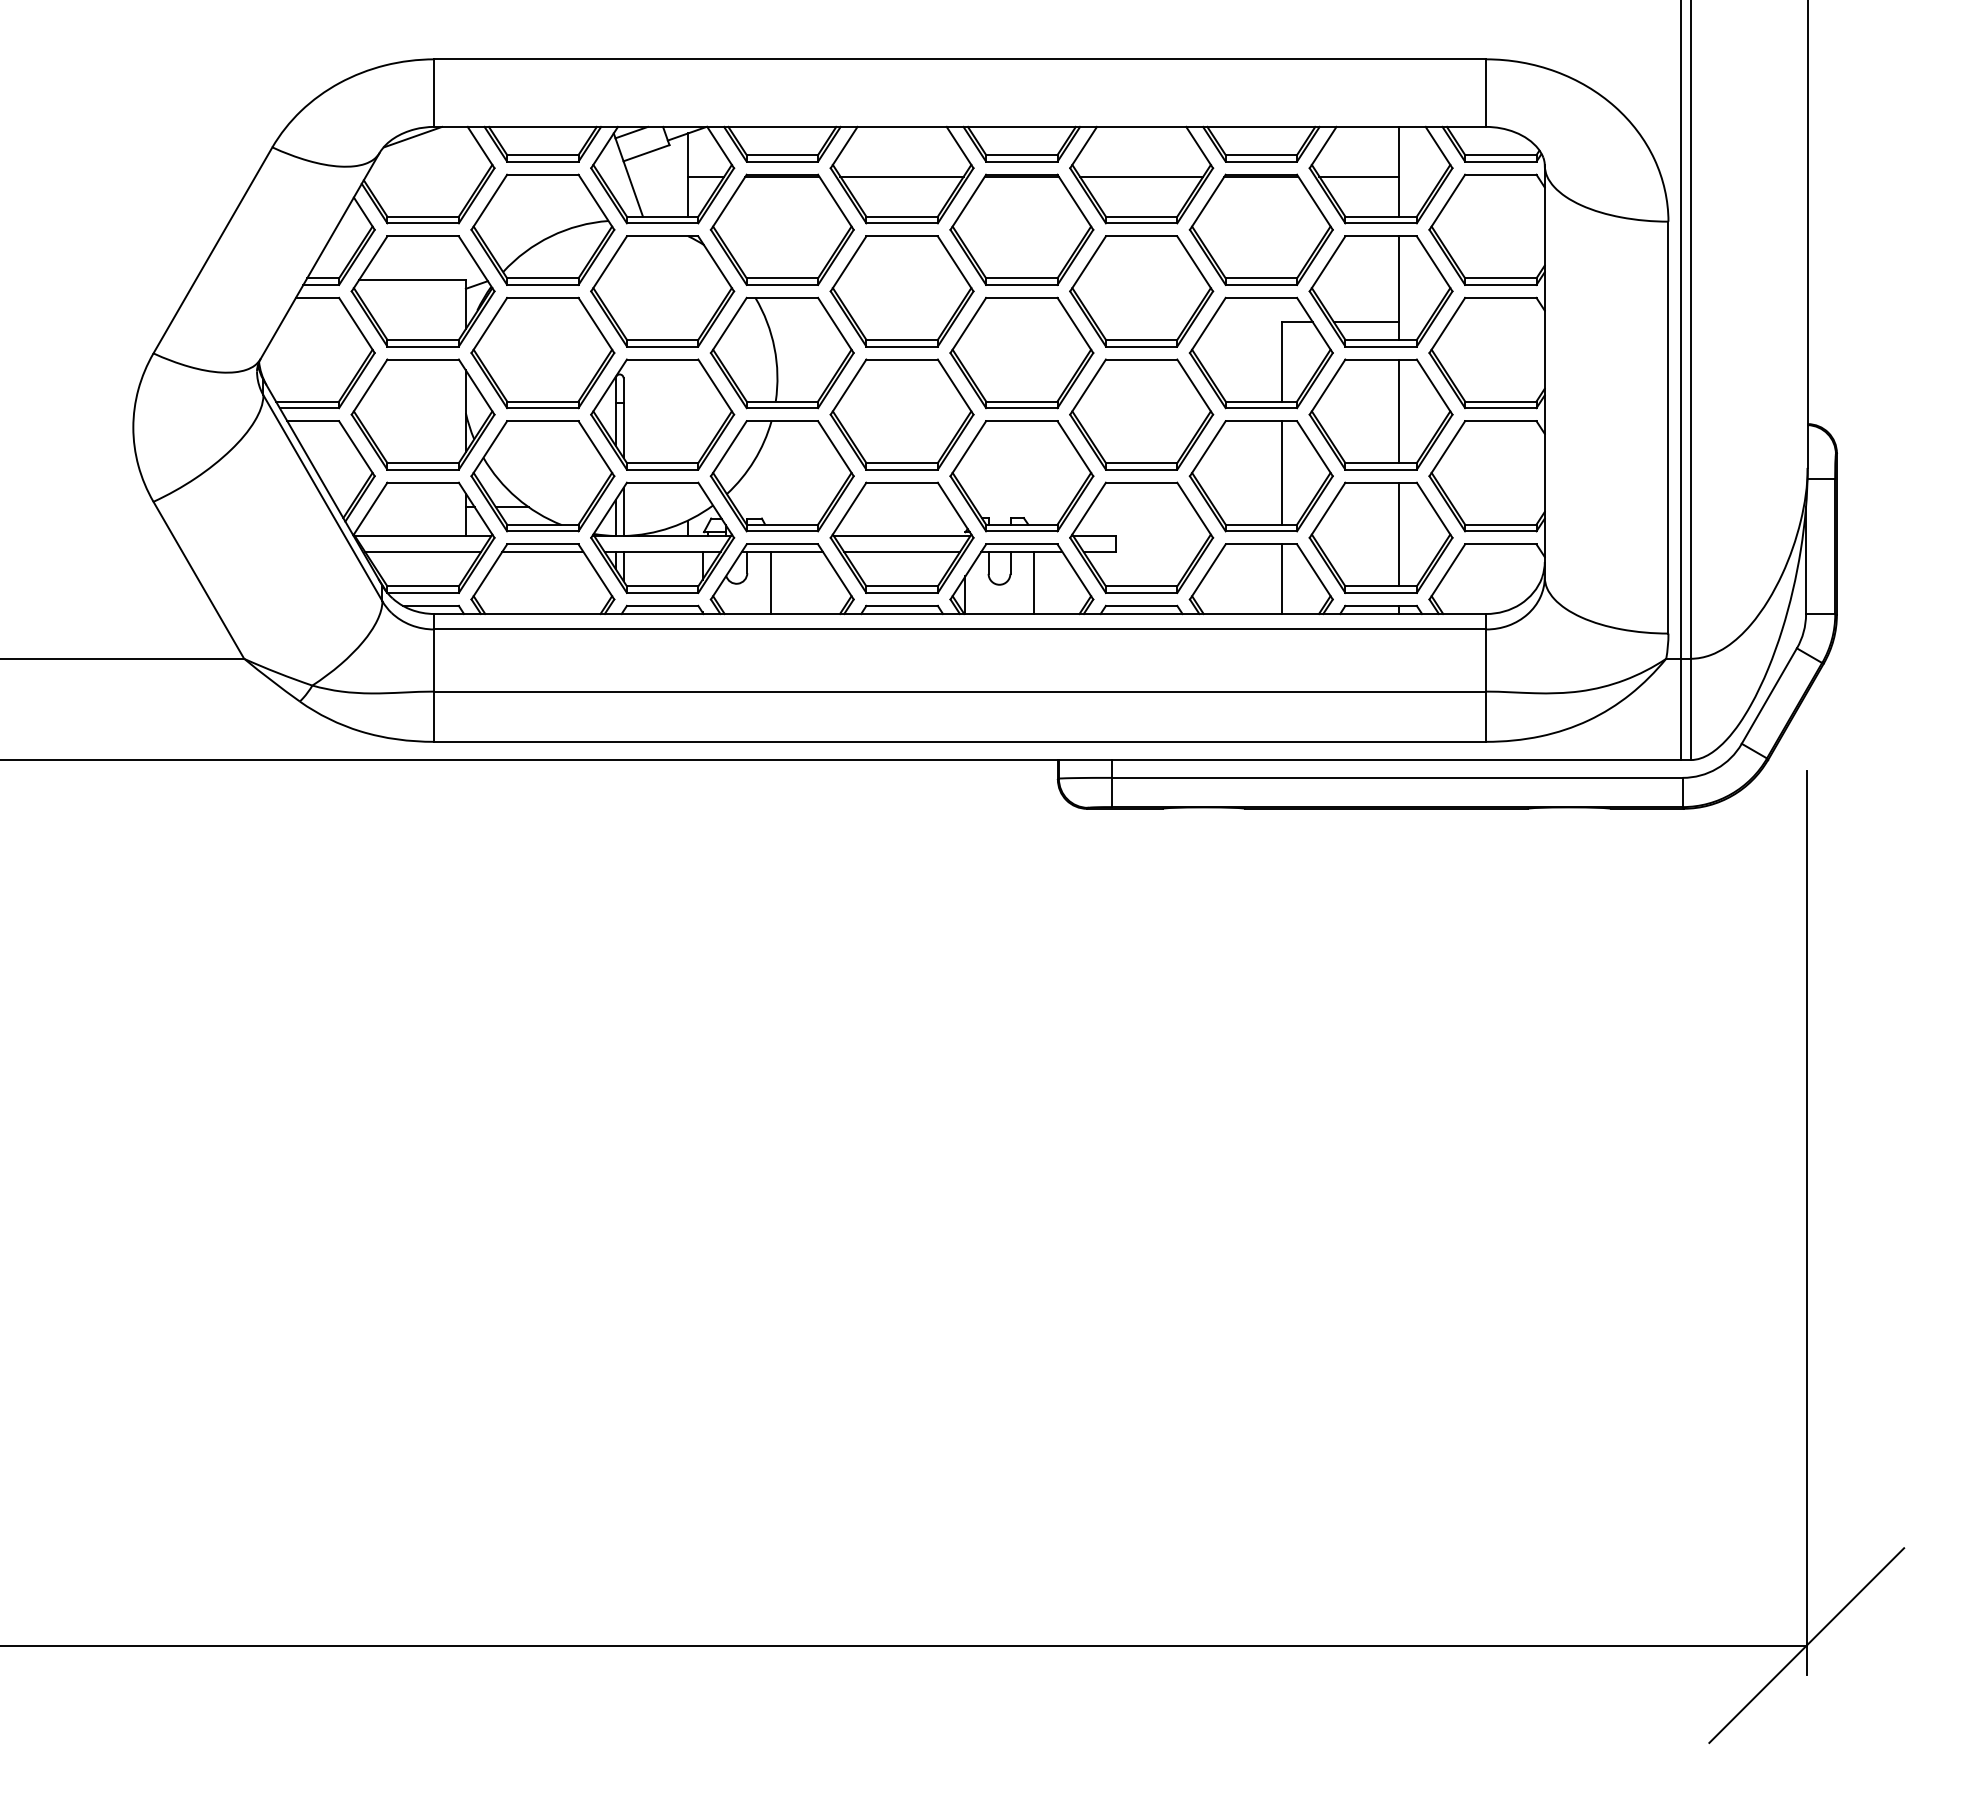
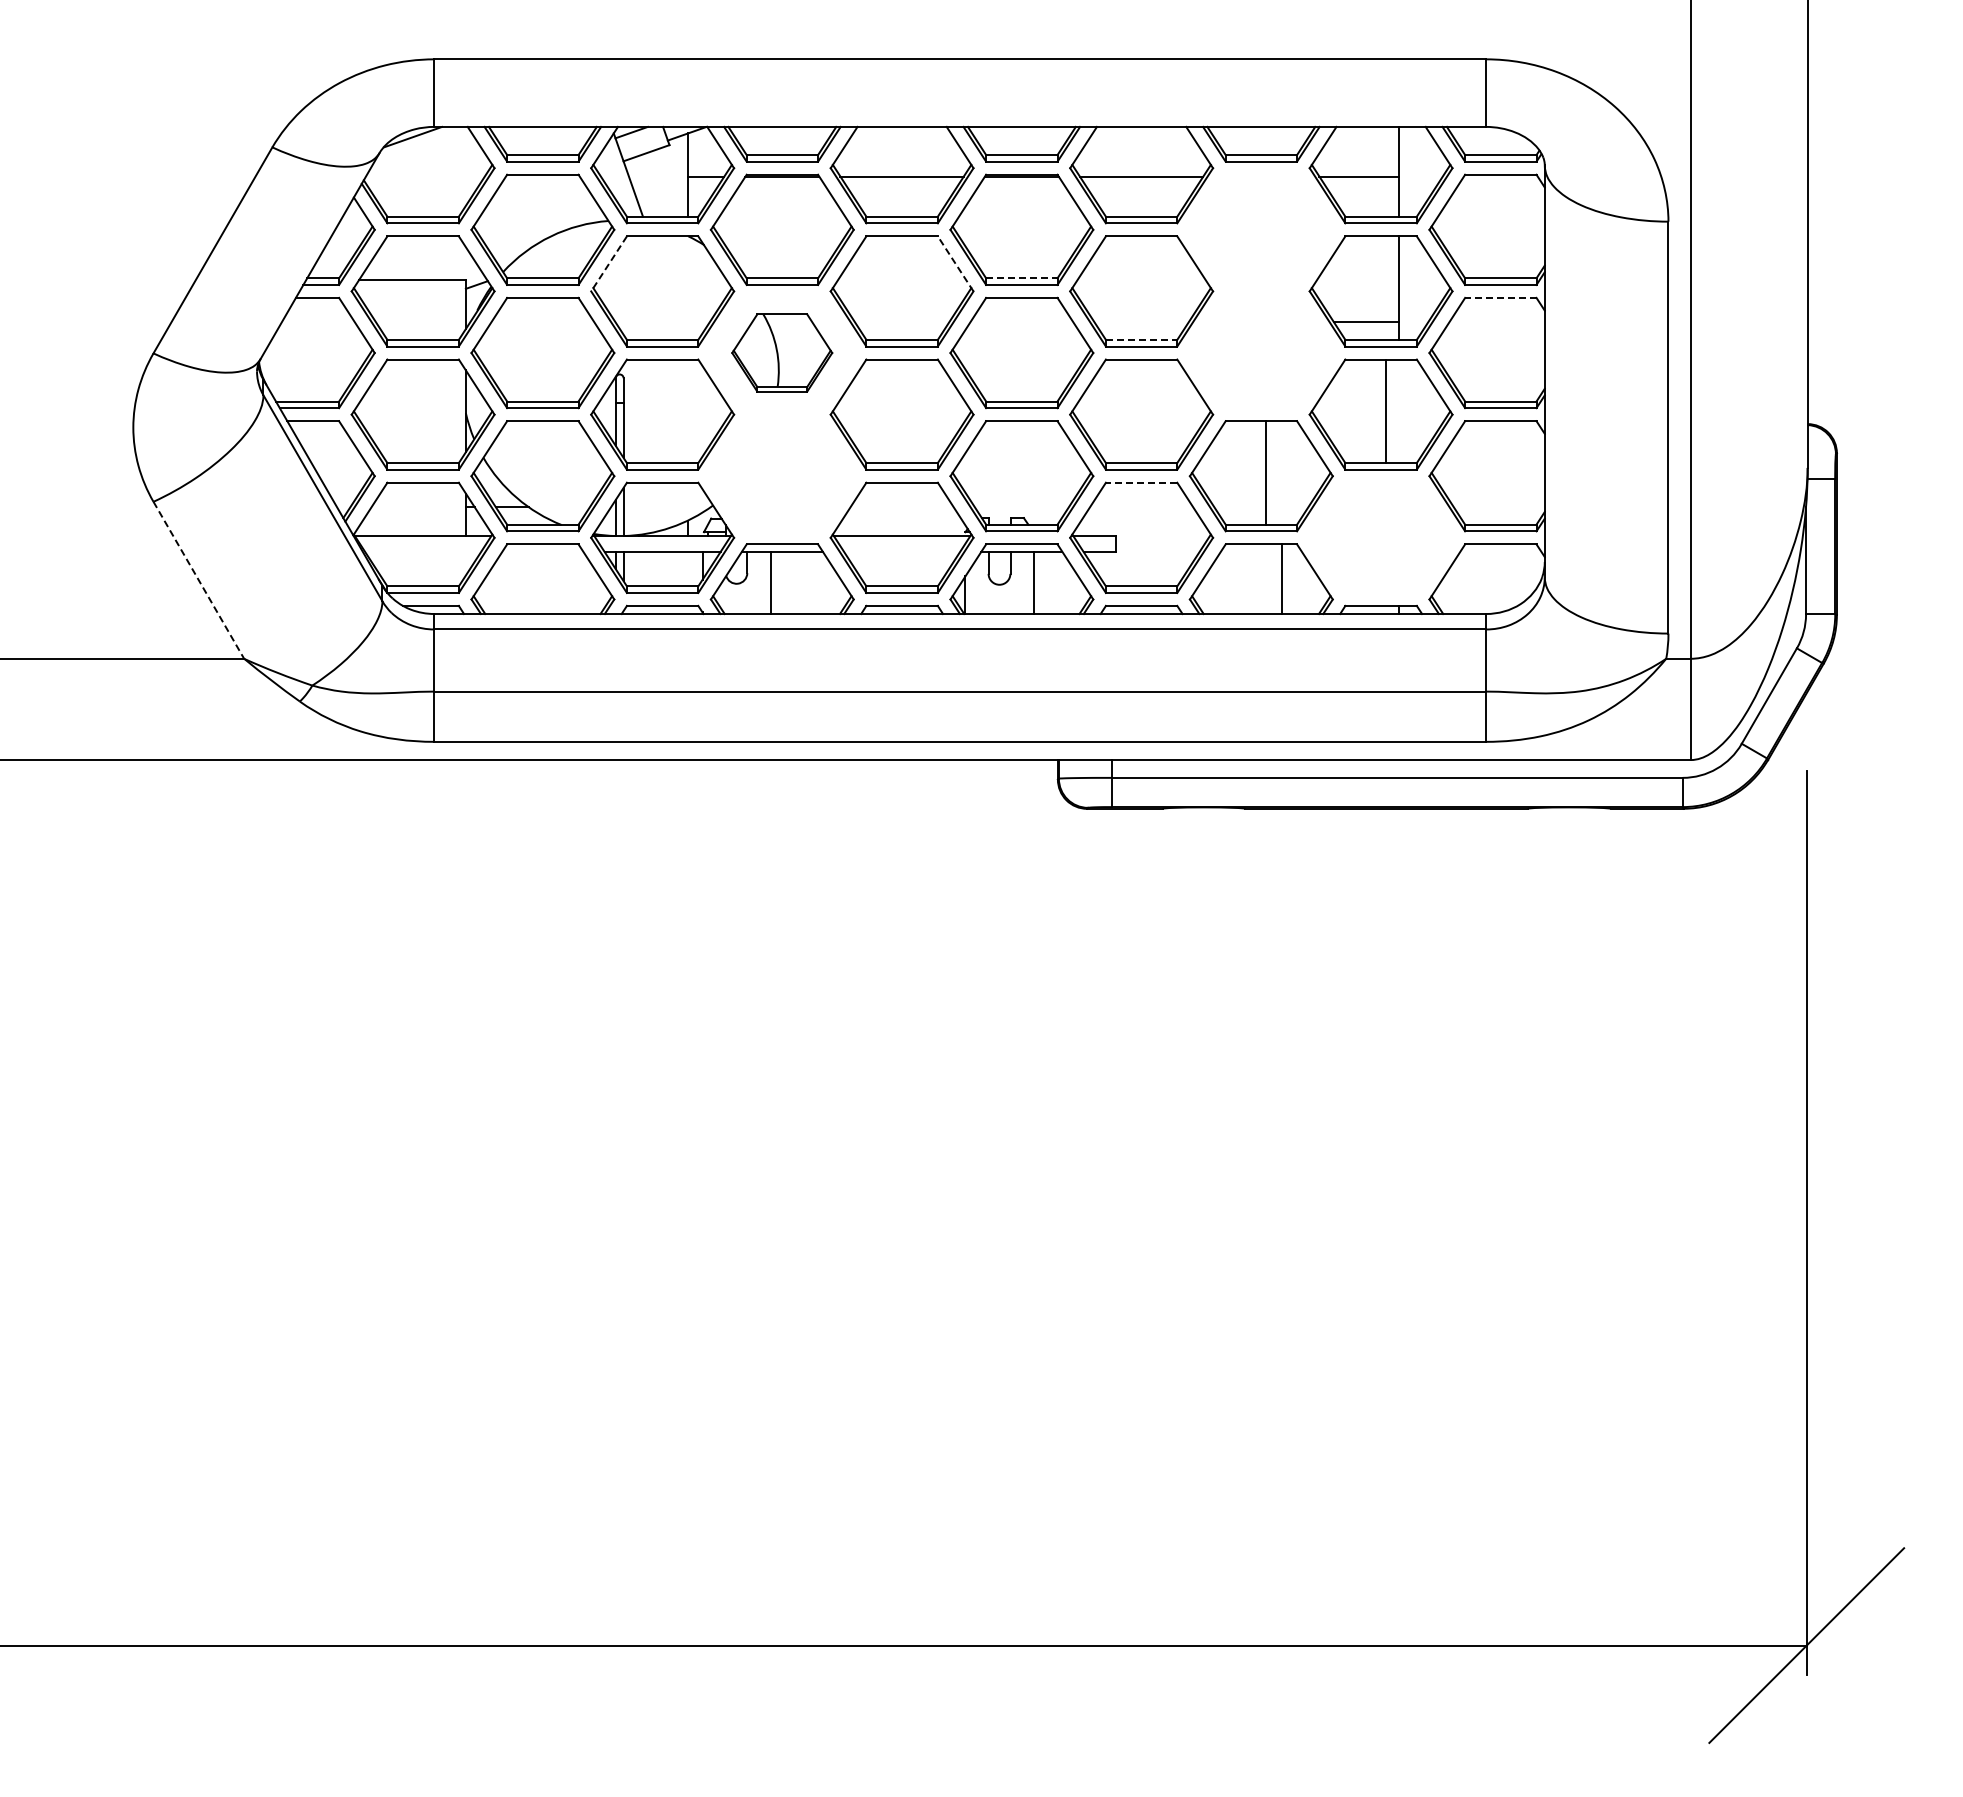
part: present -> none (1260, 229)
line: solid -> dashed (609, 263)
line: solid -> dashed (955, 263)
line: solid -> dashed (1021, 278)
line: solid -> dashed (1500, 297)
line: solid -> dashed (1141, 339)
part size: 146x114 px -> 103x80 px (782, 352)
part: present -> none (1260, 352)
line: present -> none (1681, 381)
line position: (1398, 411) -> (1385, 411) (1385, 411)
line position: (1281, 472) -> (1265, 472) (1265, 472)
part: present -> none (781, 476)
line: solid -> dashed (1141, 482)
part: present -> none (1380, 537)
line: present -> none (423, 551)
line: present -> none (542, 551)
line: present -> none (901, 551)
line: solid -> dashed (198, 580)
